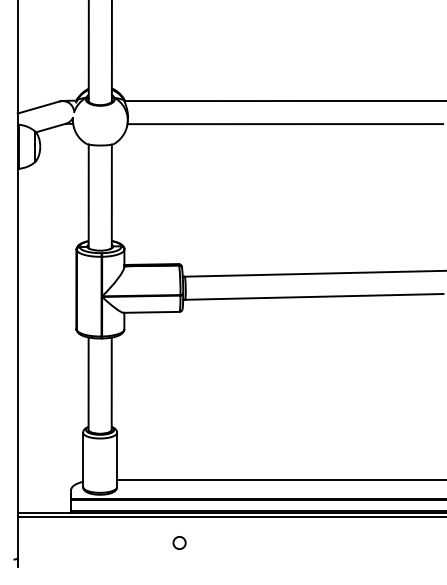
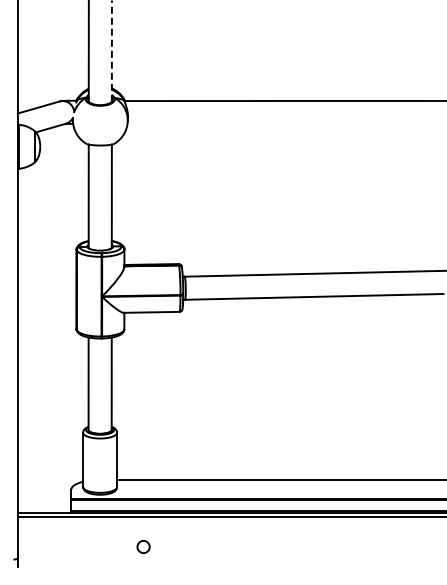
line: solid -> dashed (111, 51)
line: present -> none (285, 124)
circle position: (179, 542) -> (143, 546) (143, 546)
